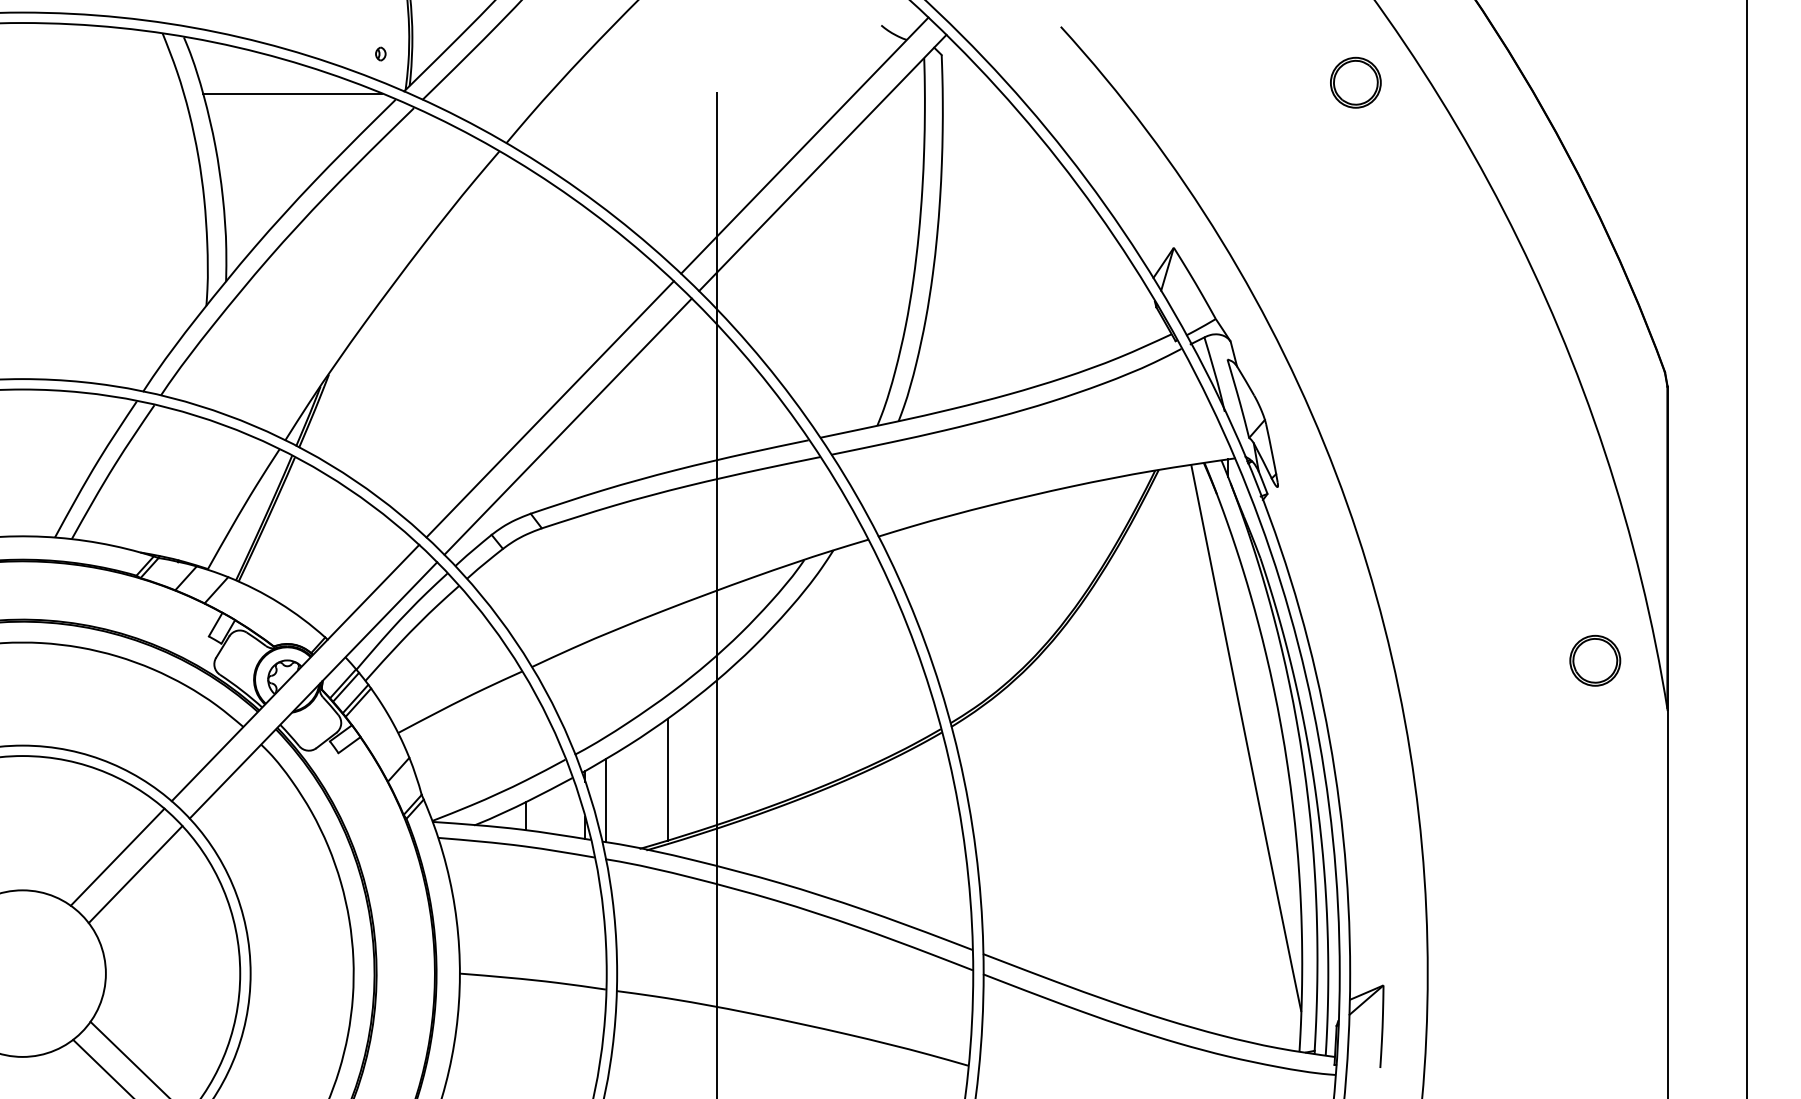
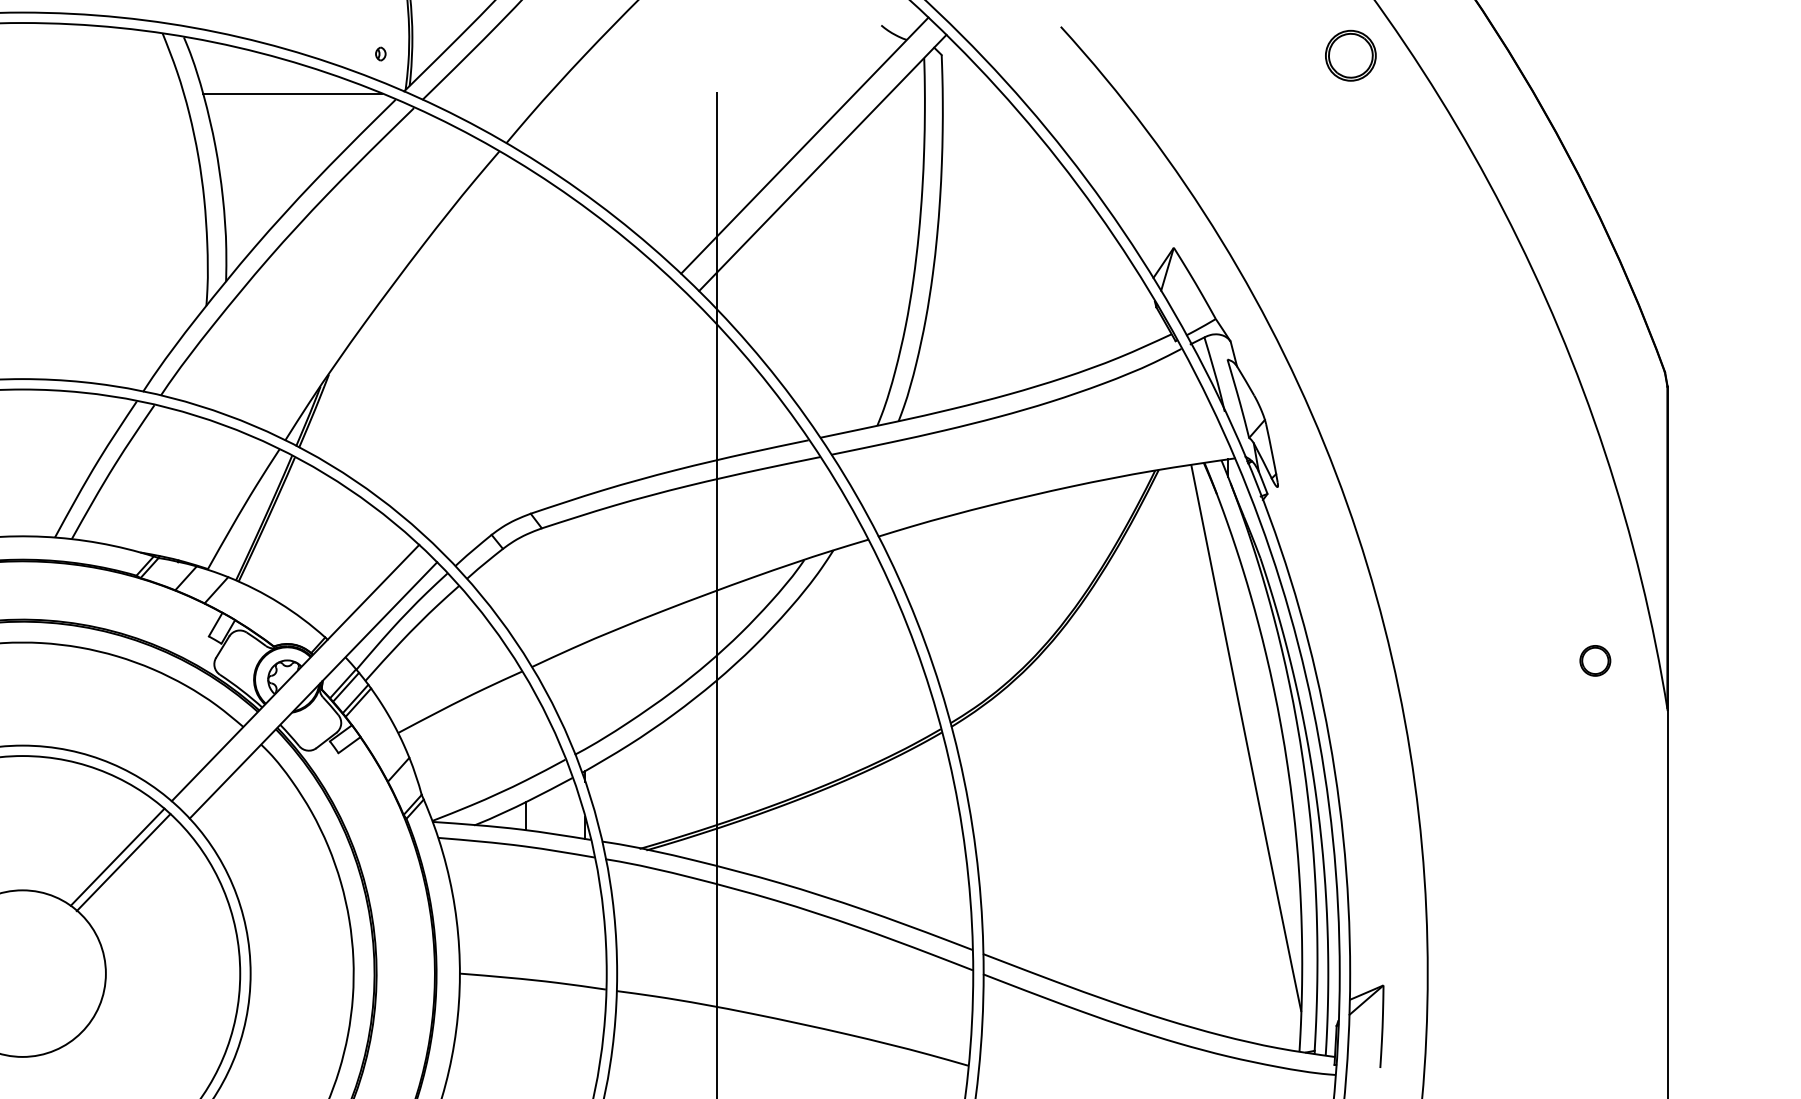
part position: (1355, 82) -> (1350, 55) (1350, 55)
line: present -> none (549, 409)
line: present -> none (567, 426)
line: present -> none (1746, 548)
part size: 53x52 px -> 33x32 px (1595, 660)
line: present -> none (667, 779)
line: present -> none (605, 800)
line position: (135, 874) -> (123, 862) (123, 862)
line: present -> none (128, 1058)
line: present -> none (102, 1067)
